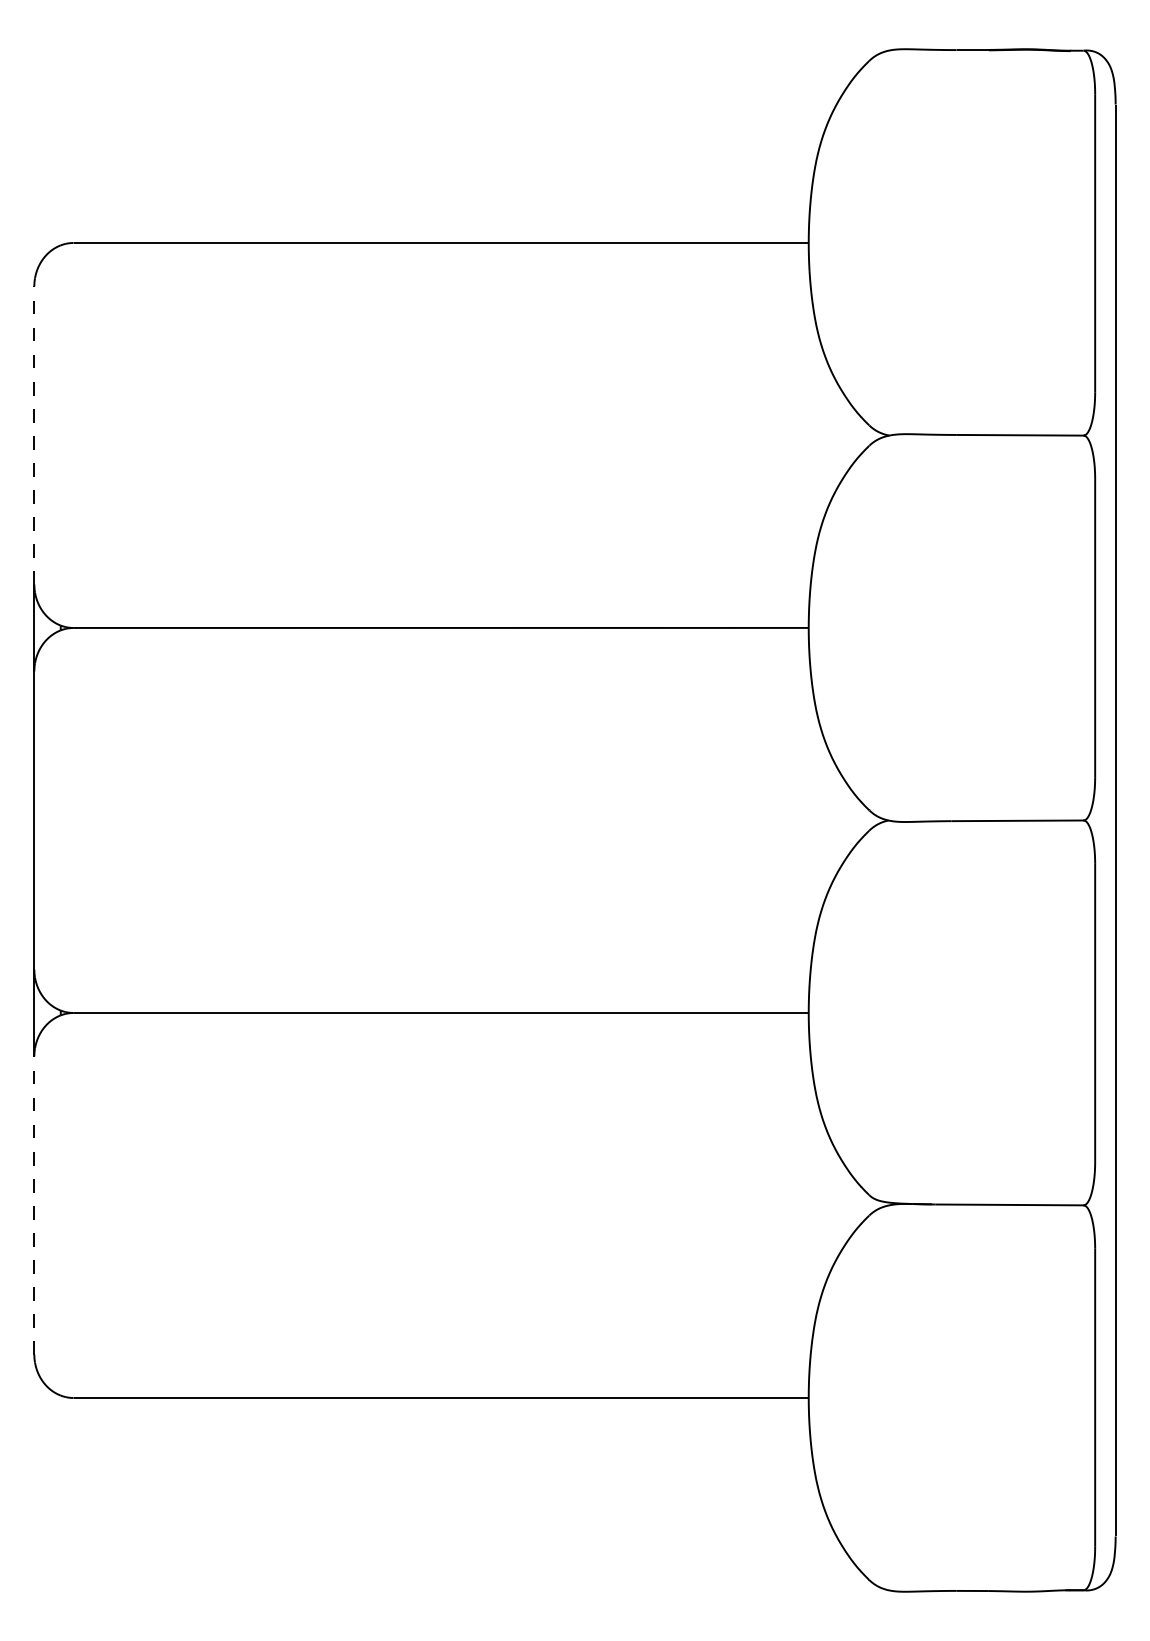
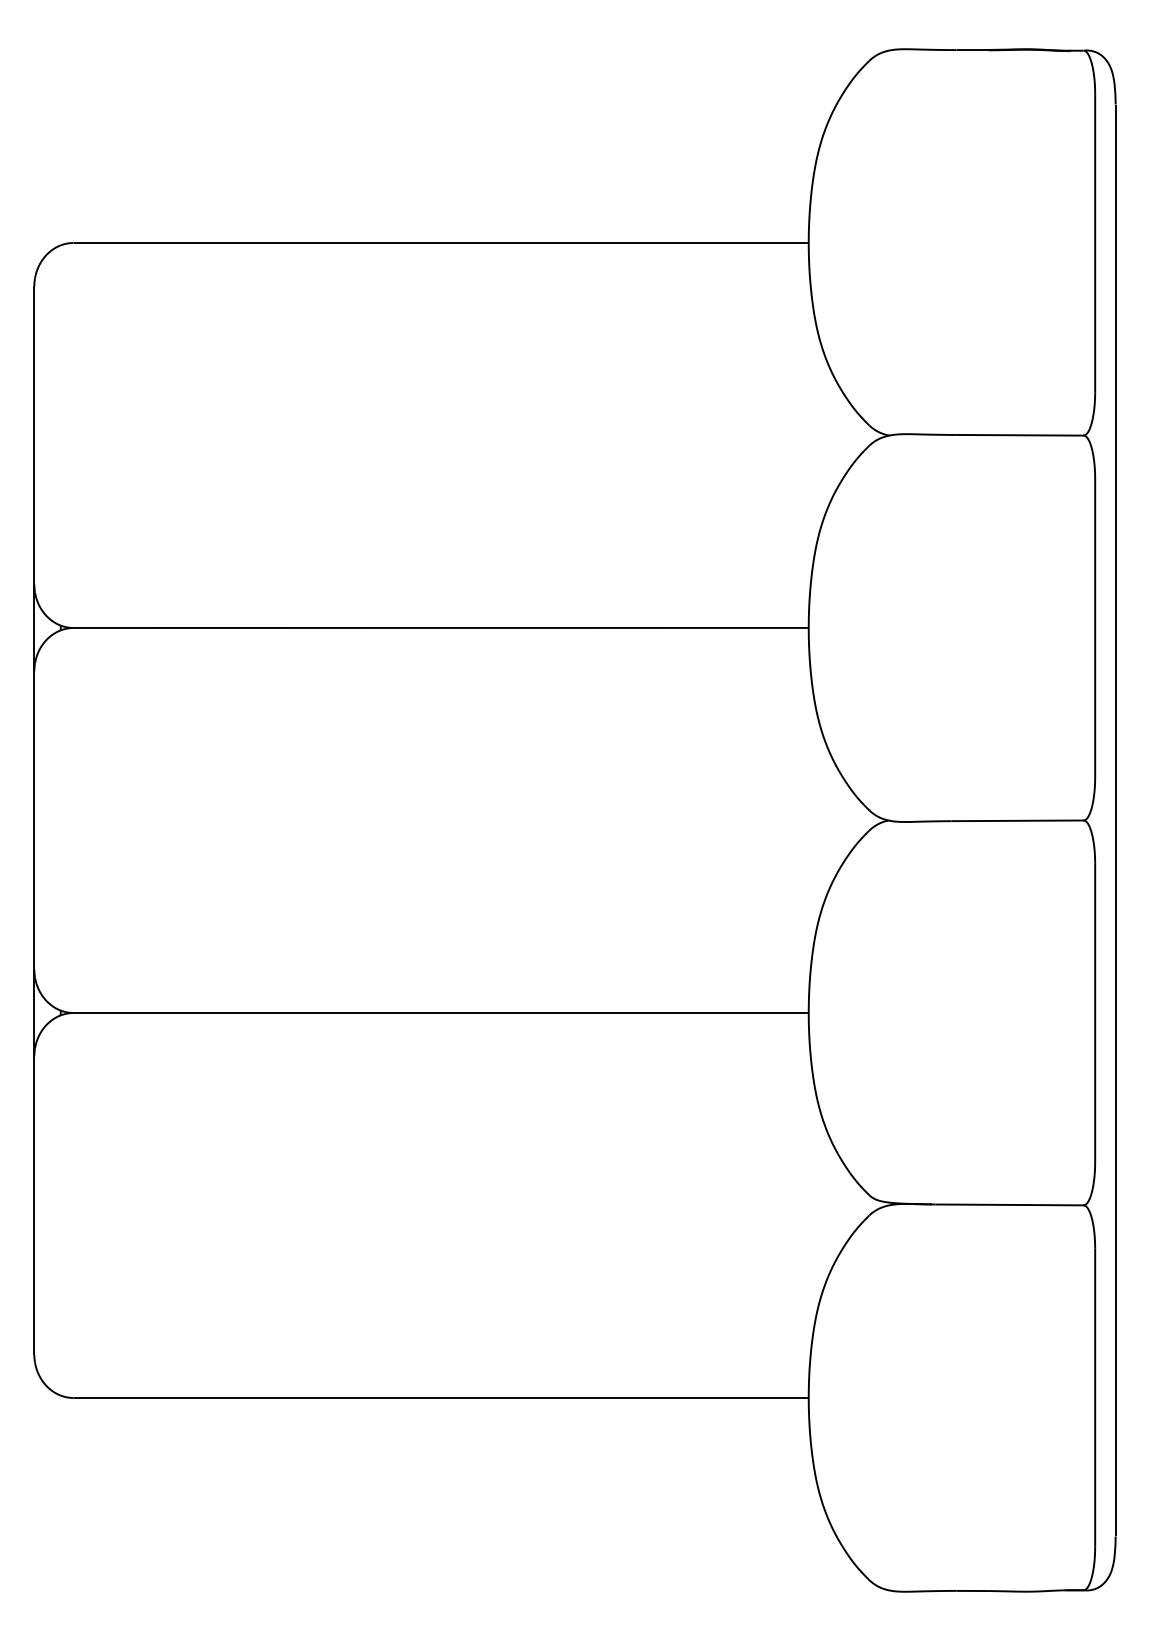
line: dashed -> solid (34, 434)
line: dashed -> solid (34, 1204)
